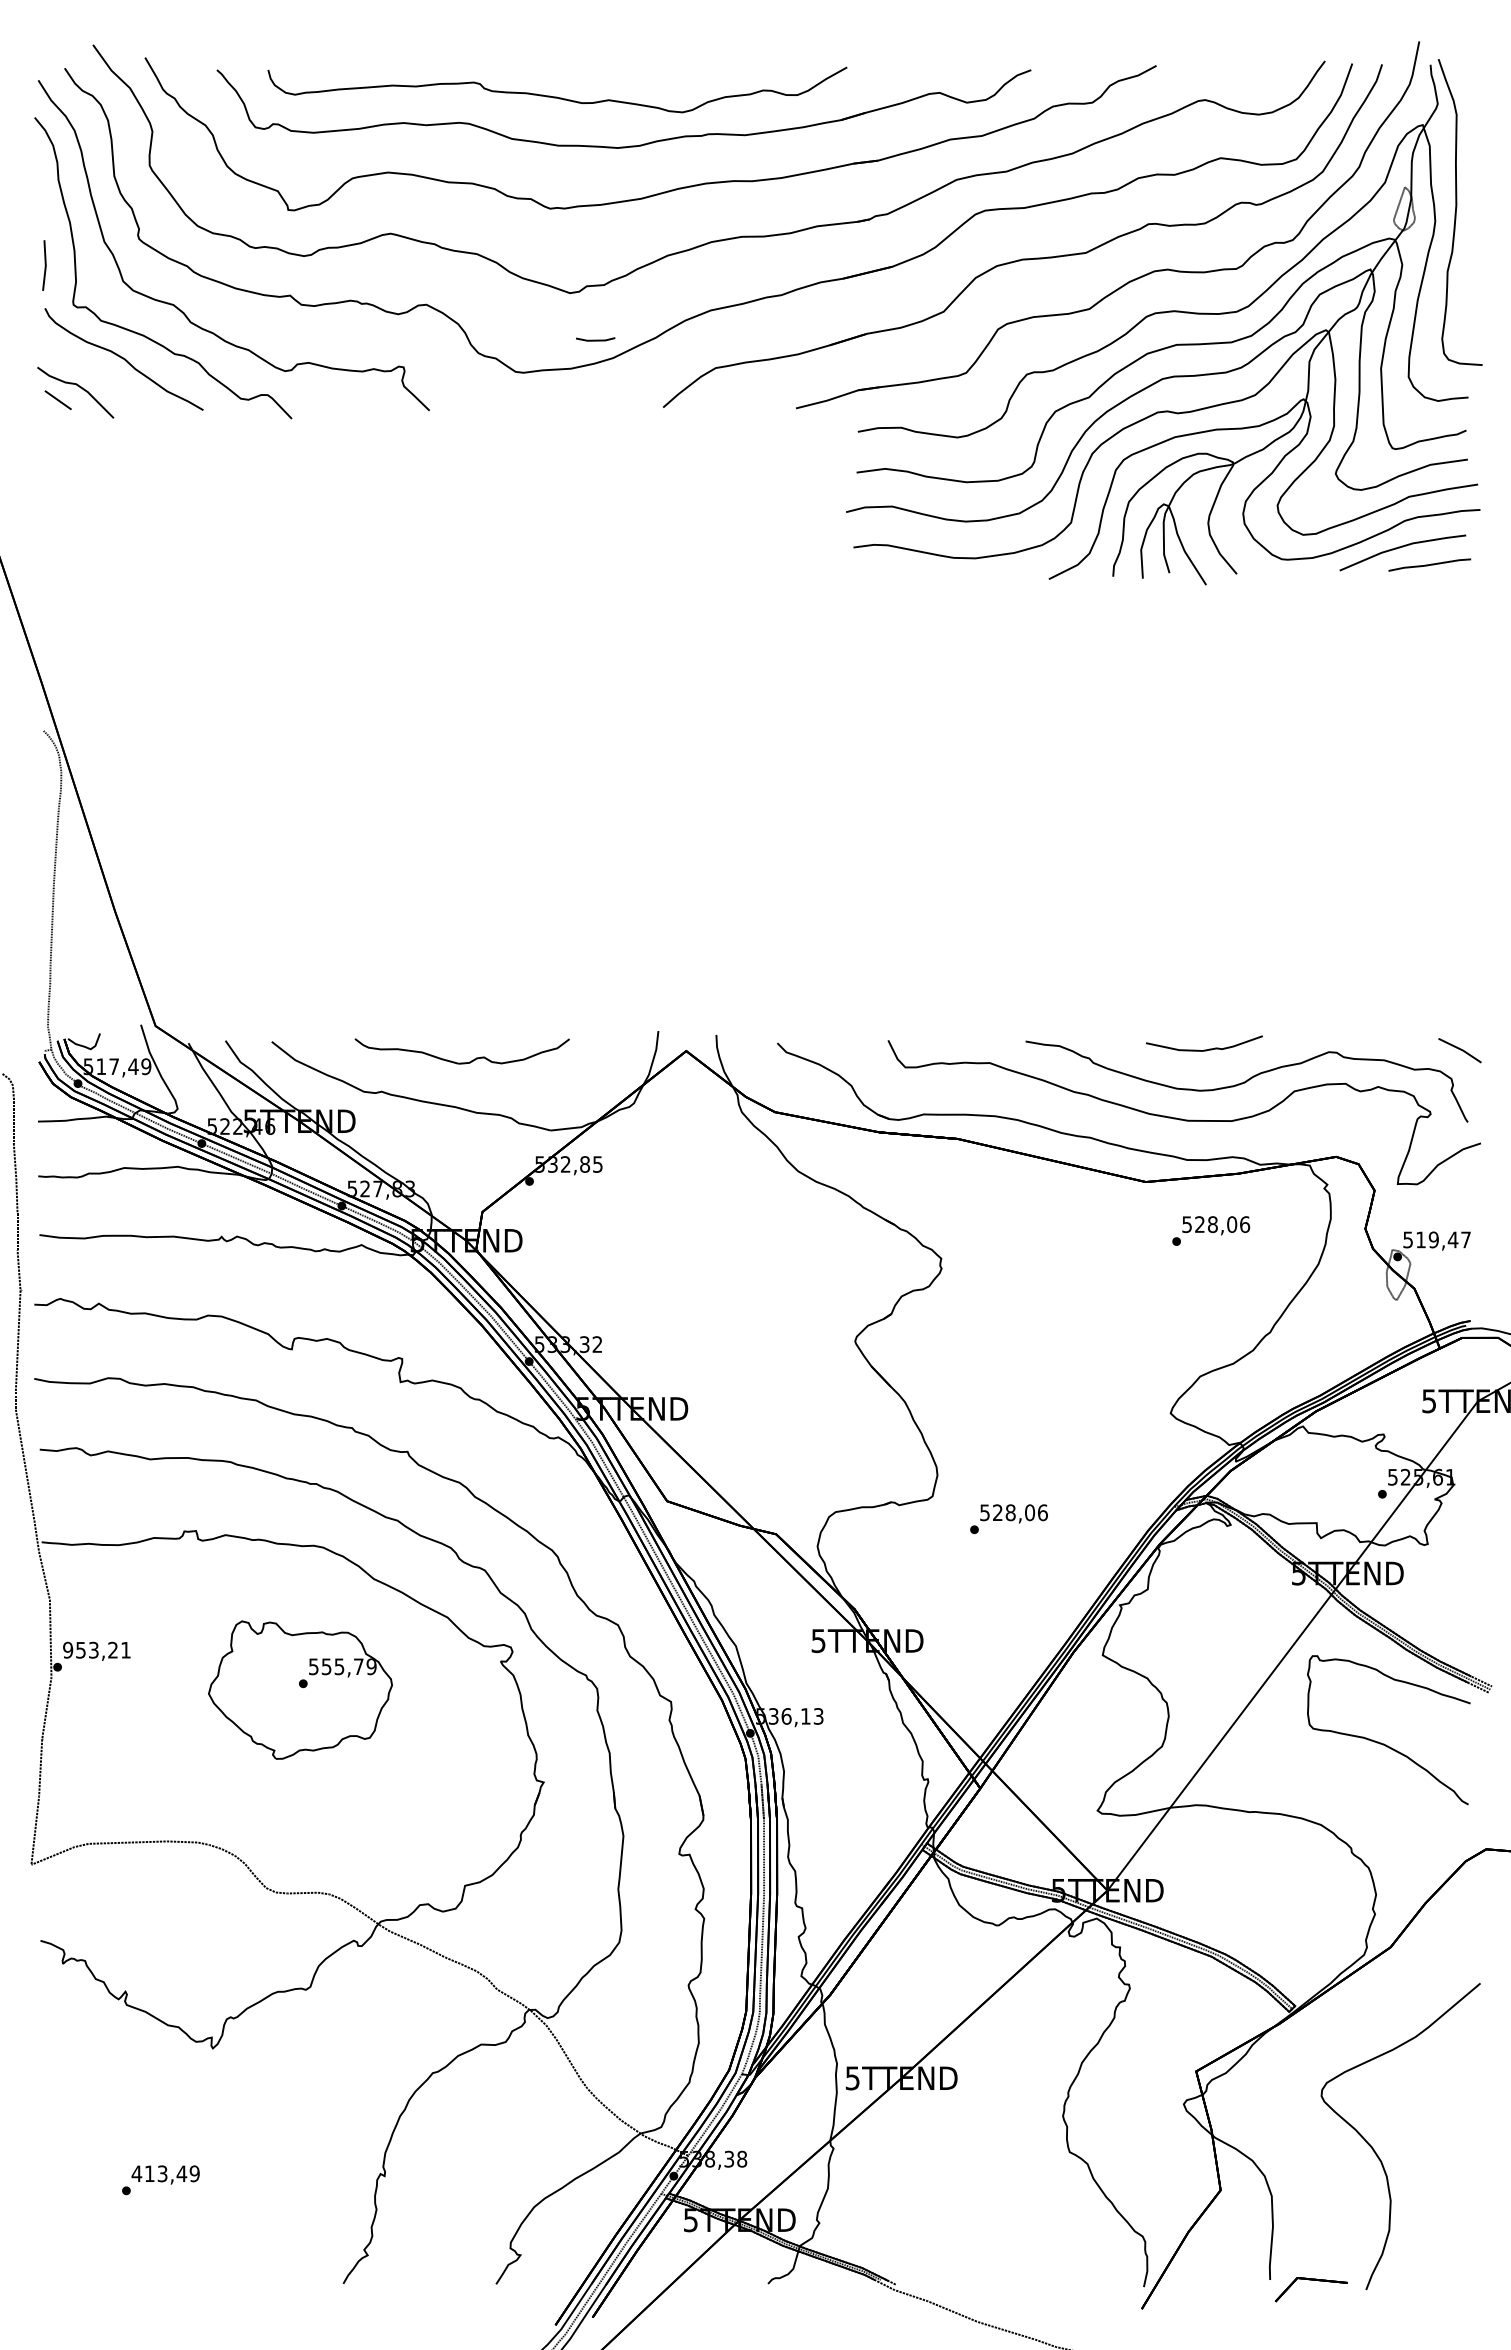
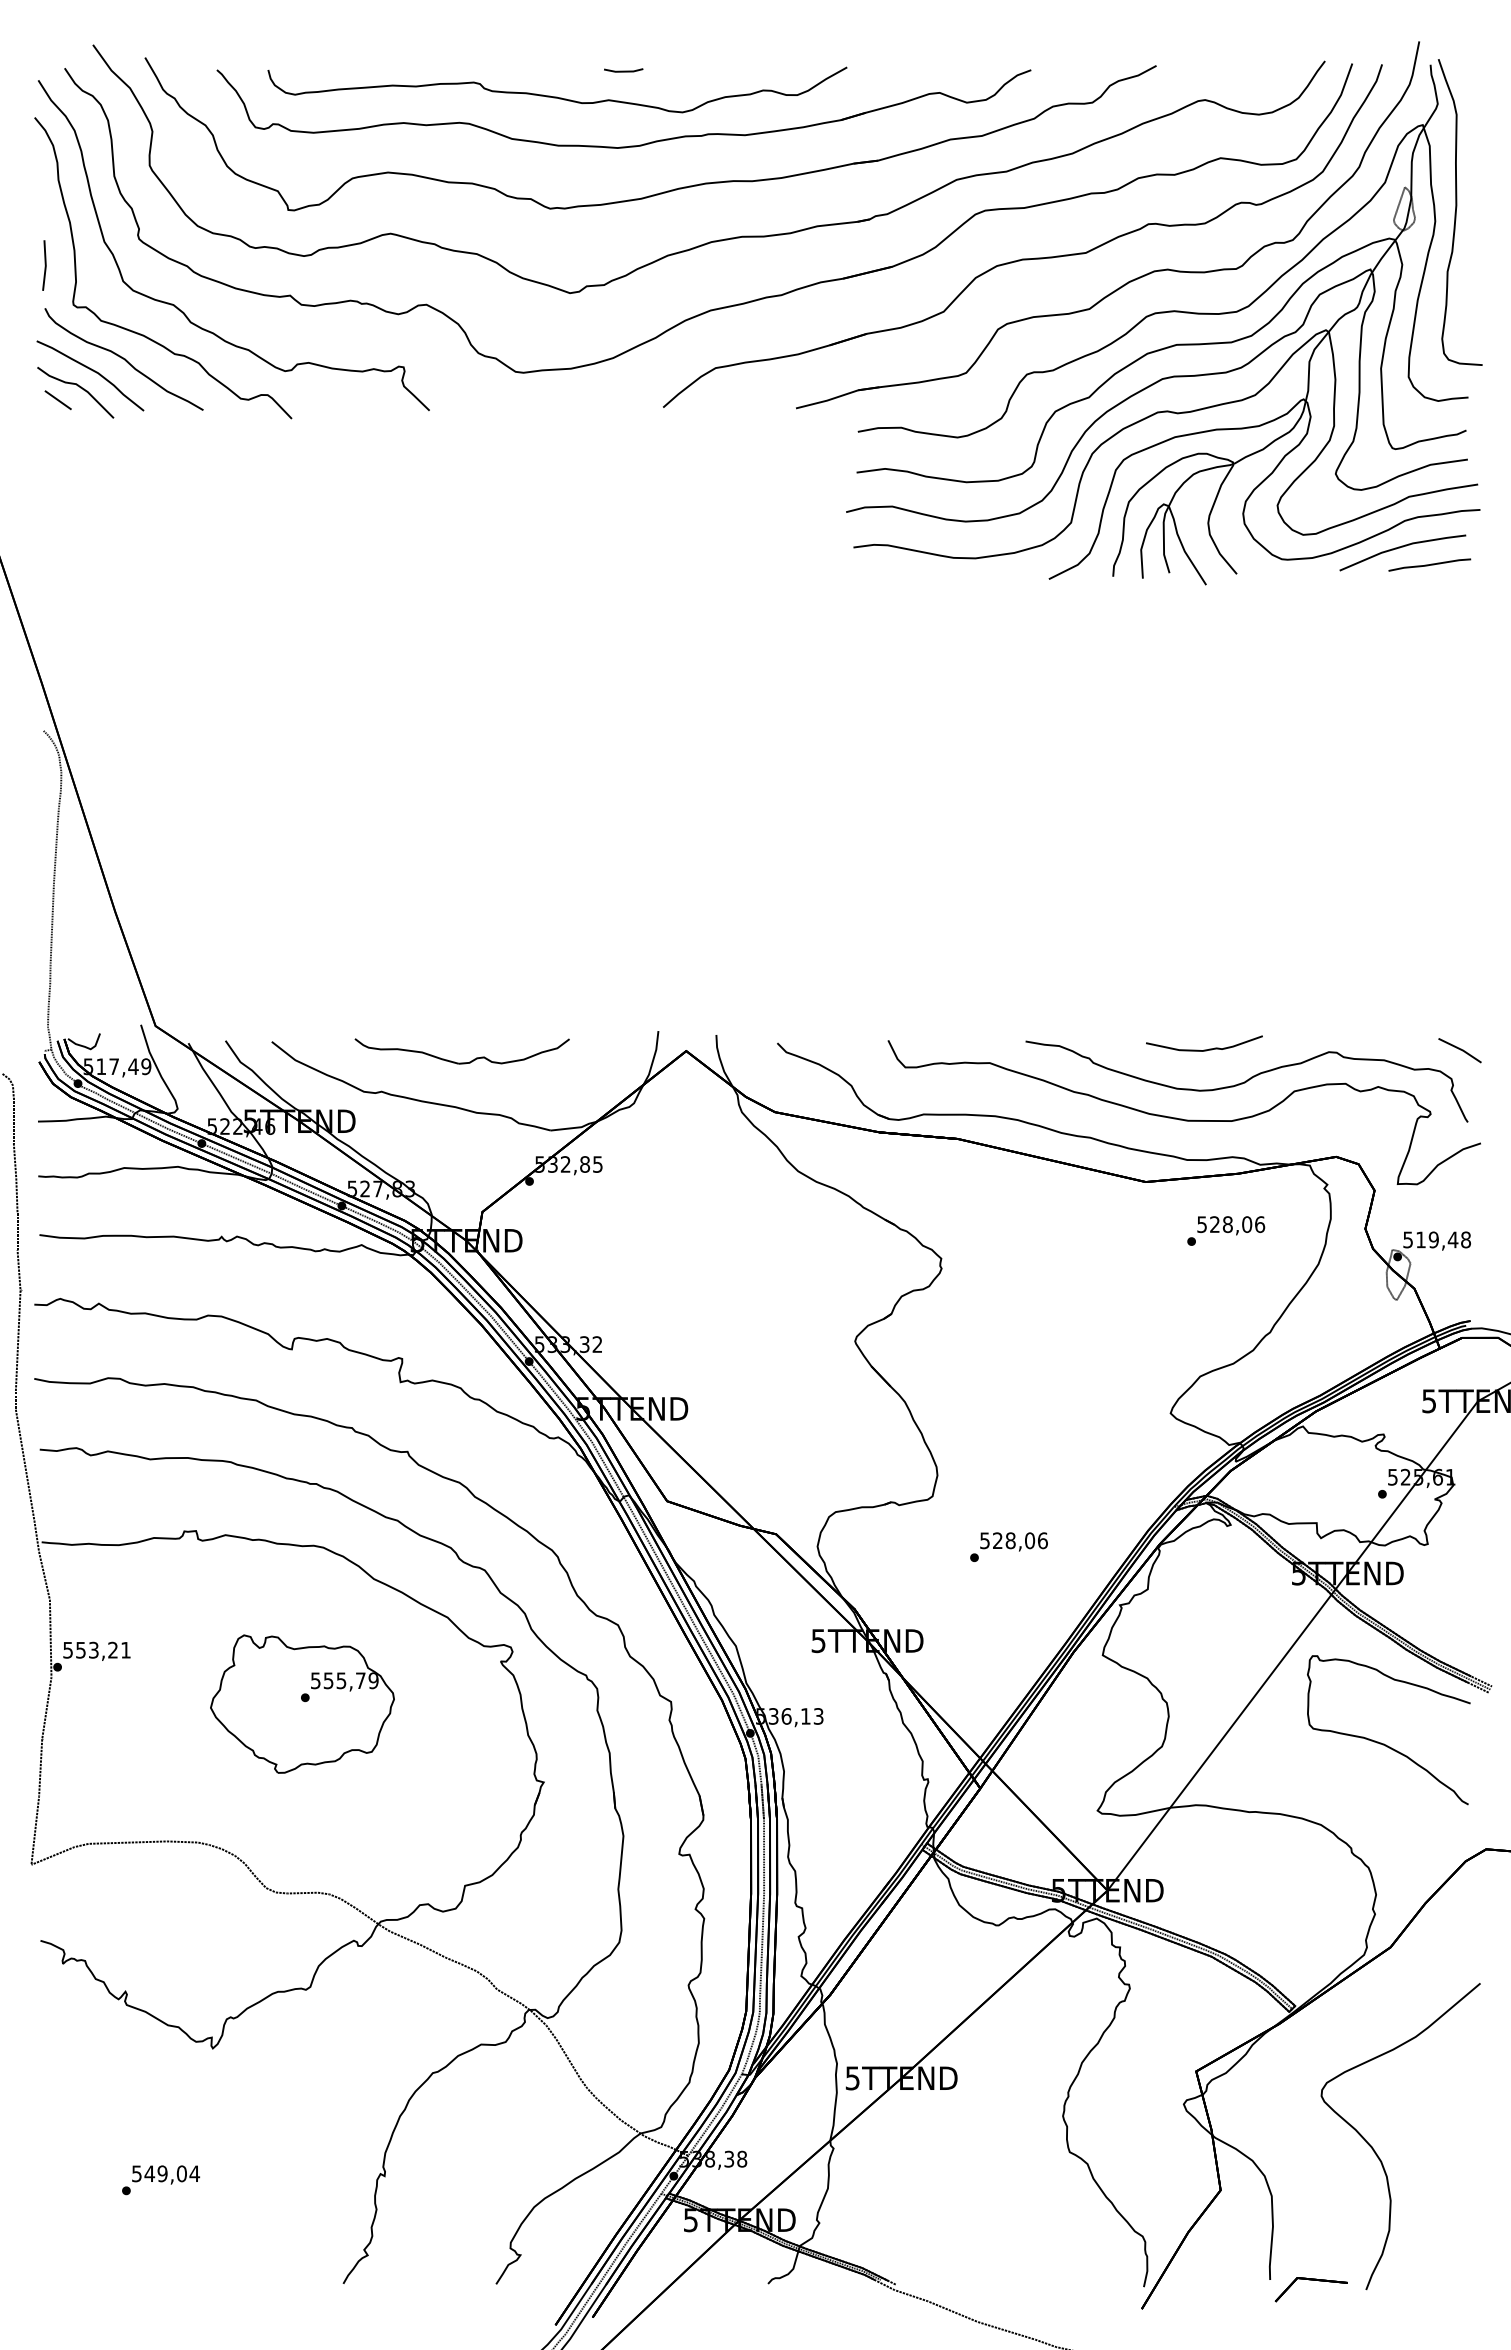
line position: (595, 339) -> (623, 70) (623, 70)
part: none -> present (90, 375)
text position: (1211, 1230) -> (1226, 1230) (1226, 1230)
text: 519,47 -> 519,48 (1466, 1239)
text position: (1008, 1518) -> (1008, 1546) (1008, 1546)
text: 953,21 -> 553,21 (68, 1649)
part position: (300, 1689) -> (302, 1703) (302, 1703)
text: 413,49 -> 549,04 (165, 2173)
